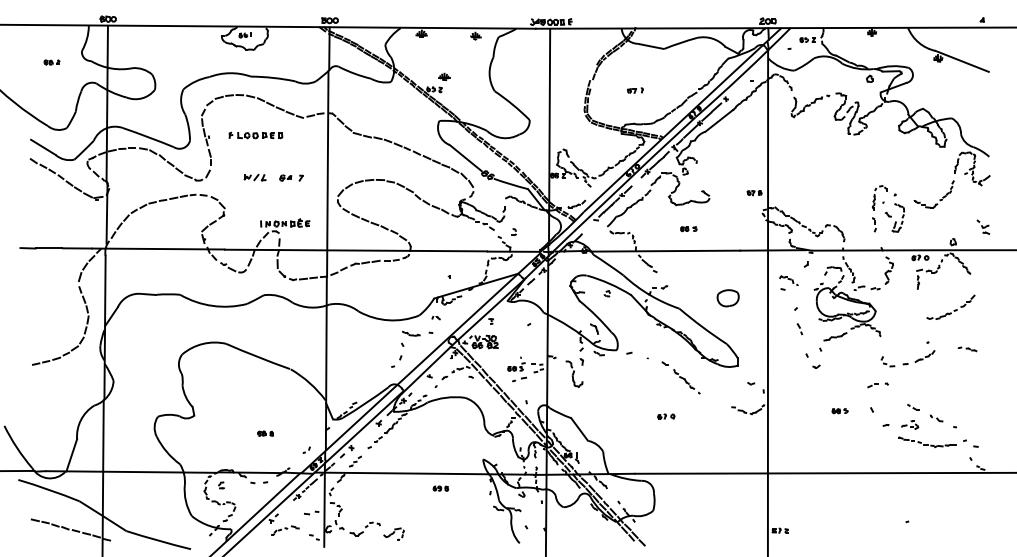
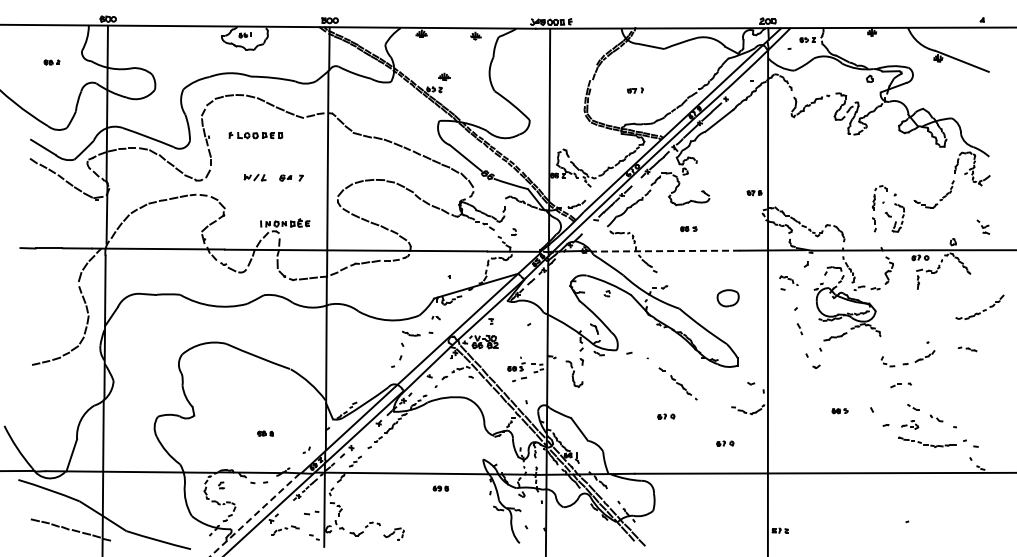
line: solid -> dashed (665, 251)
part position: (950, 306) -> (979, 306) (979, 306)
part position: (680, 377) -> (677, 383) (677, 383)
part position: (877, 385) -> (900, 385) (900, 385)
part: none -> present (725, 443)
line: solid -> dashed (254, 515)
